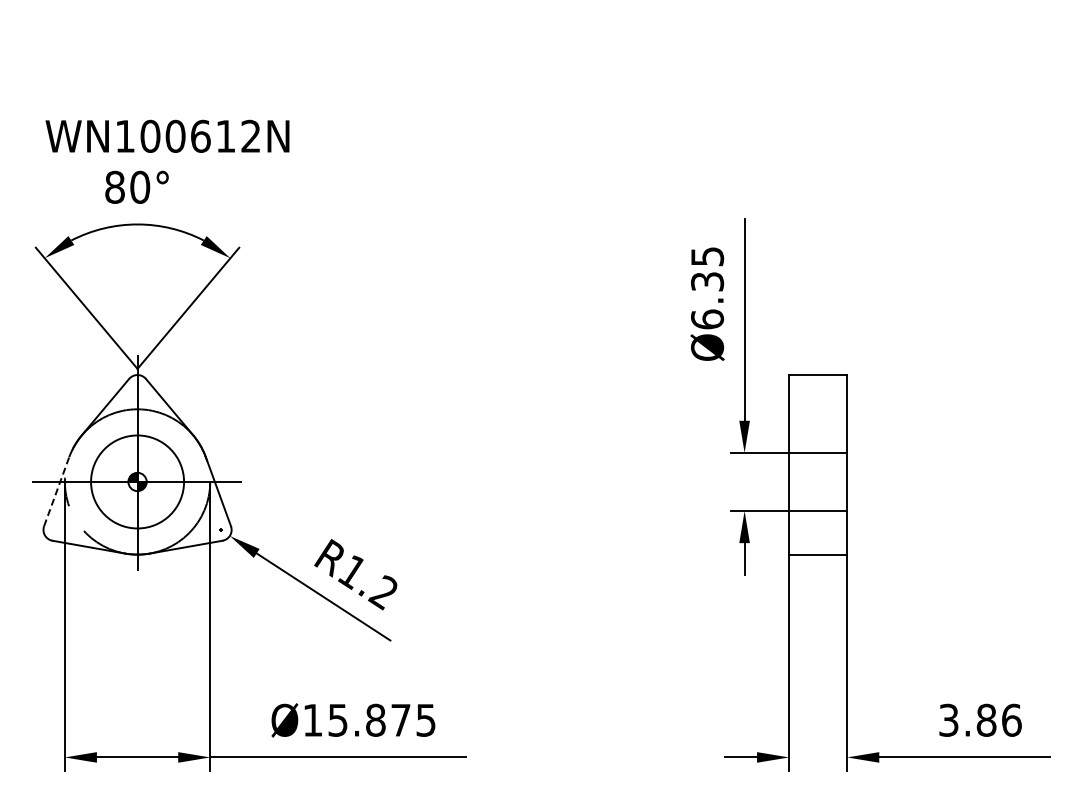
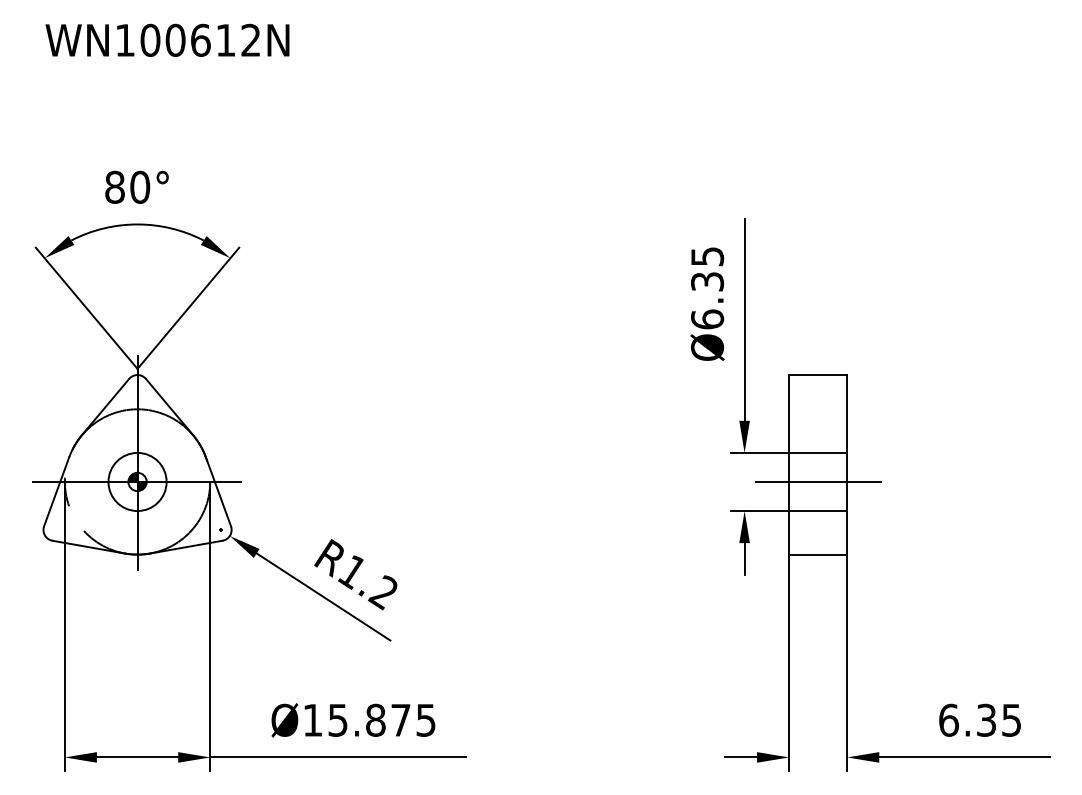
text position: (167, 135) -> (167, 39) (167, 39)
circle diameter: 93 px -> 58 px (137, 481)
line: none -> present (817, 481)
line: dashed -> solid (56, 491)
text: 3.86 -> 6.35 (980, 719)
